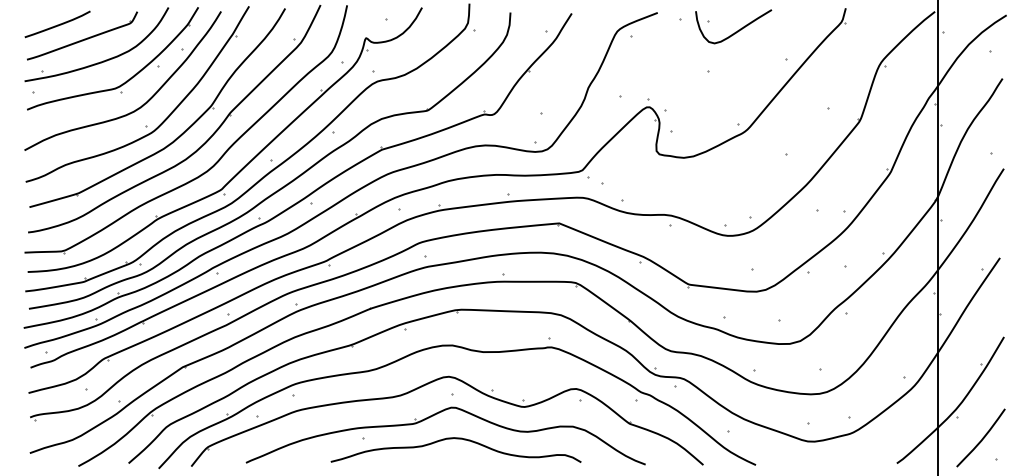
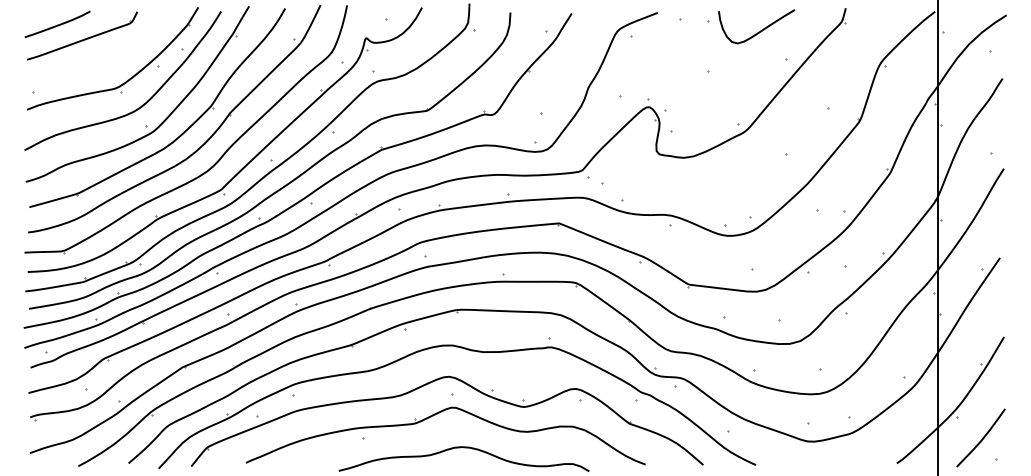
curve position: (735, 31) -> (758, 31) (758, 31)
part: present -> none (103, 60)
curve position: (455, 439) -> (463, 448) (463, 448)
